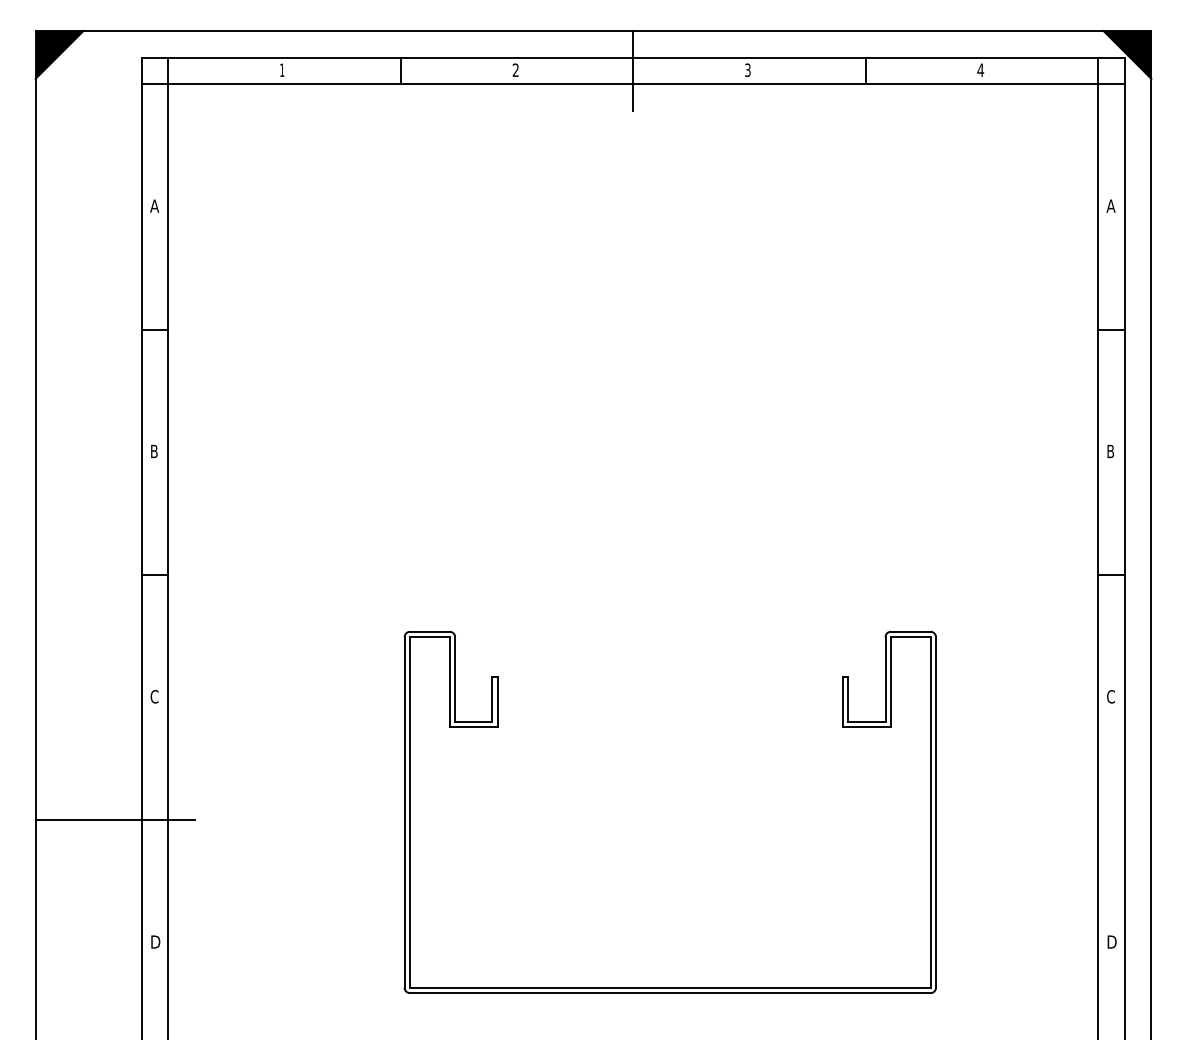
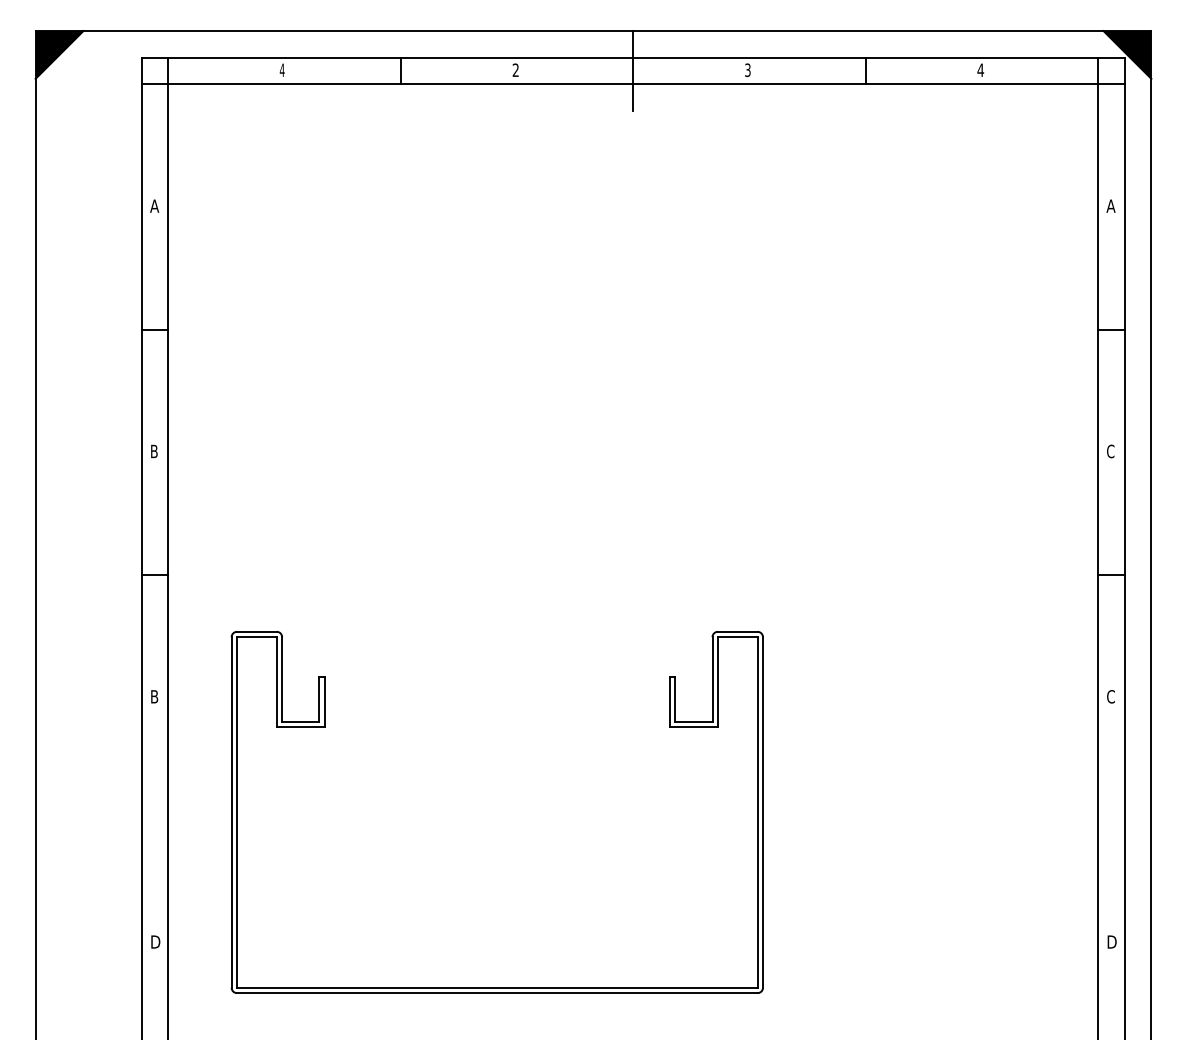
text: 1 -> 4 (281, 69)
text: B -> C (1110, 451)
text: C -> B (154, 696)
line: present -> none (115, 820)
part position: (669, 987) -> (496, 987) (496, 987)
